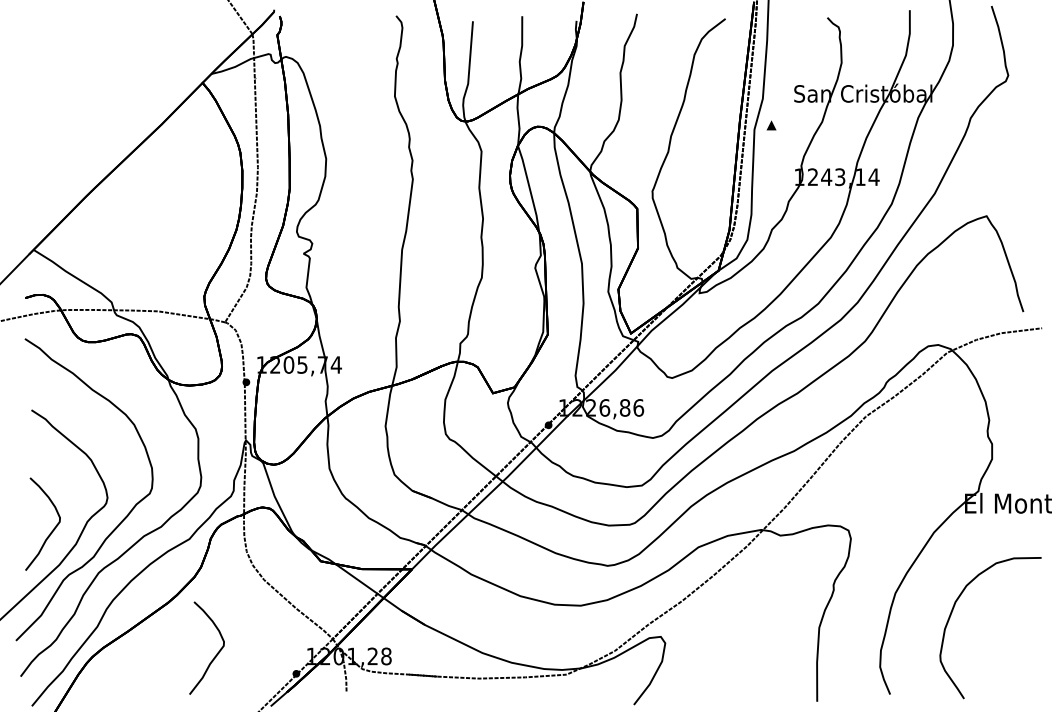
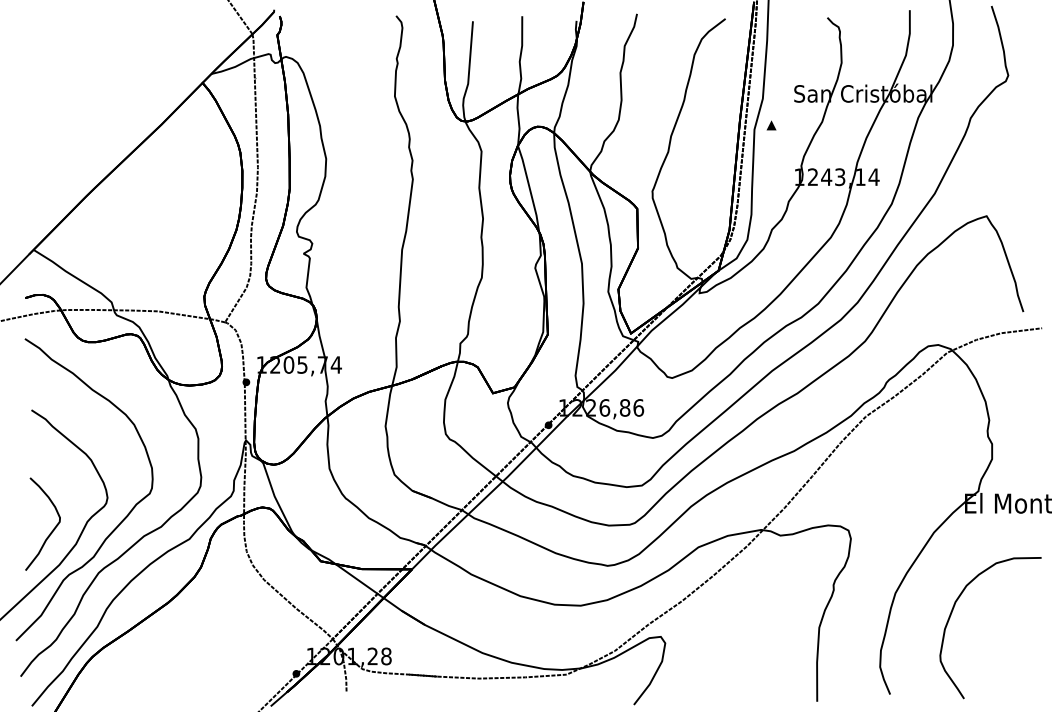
curve: present -> none (216, 653)
